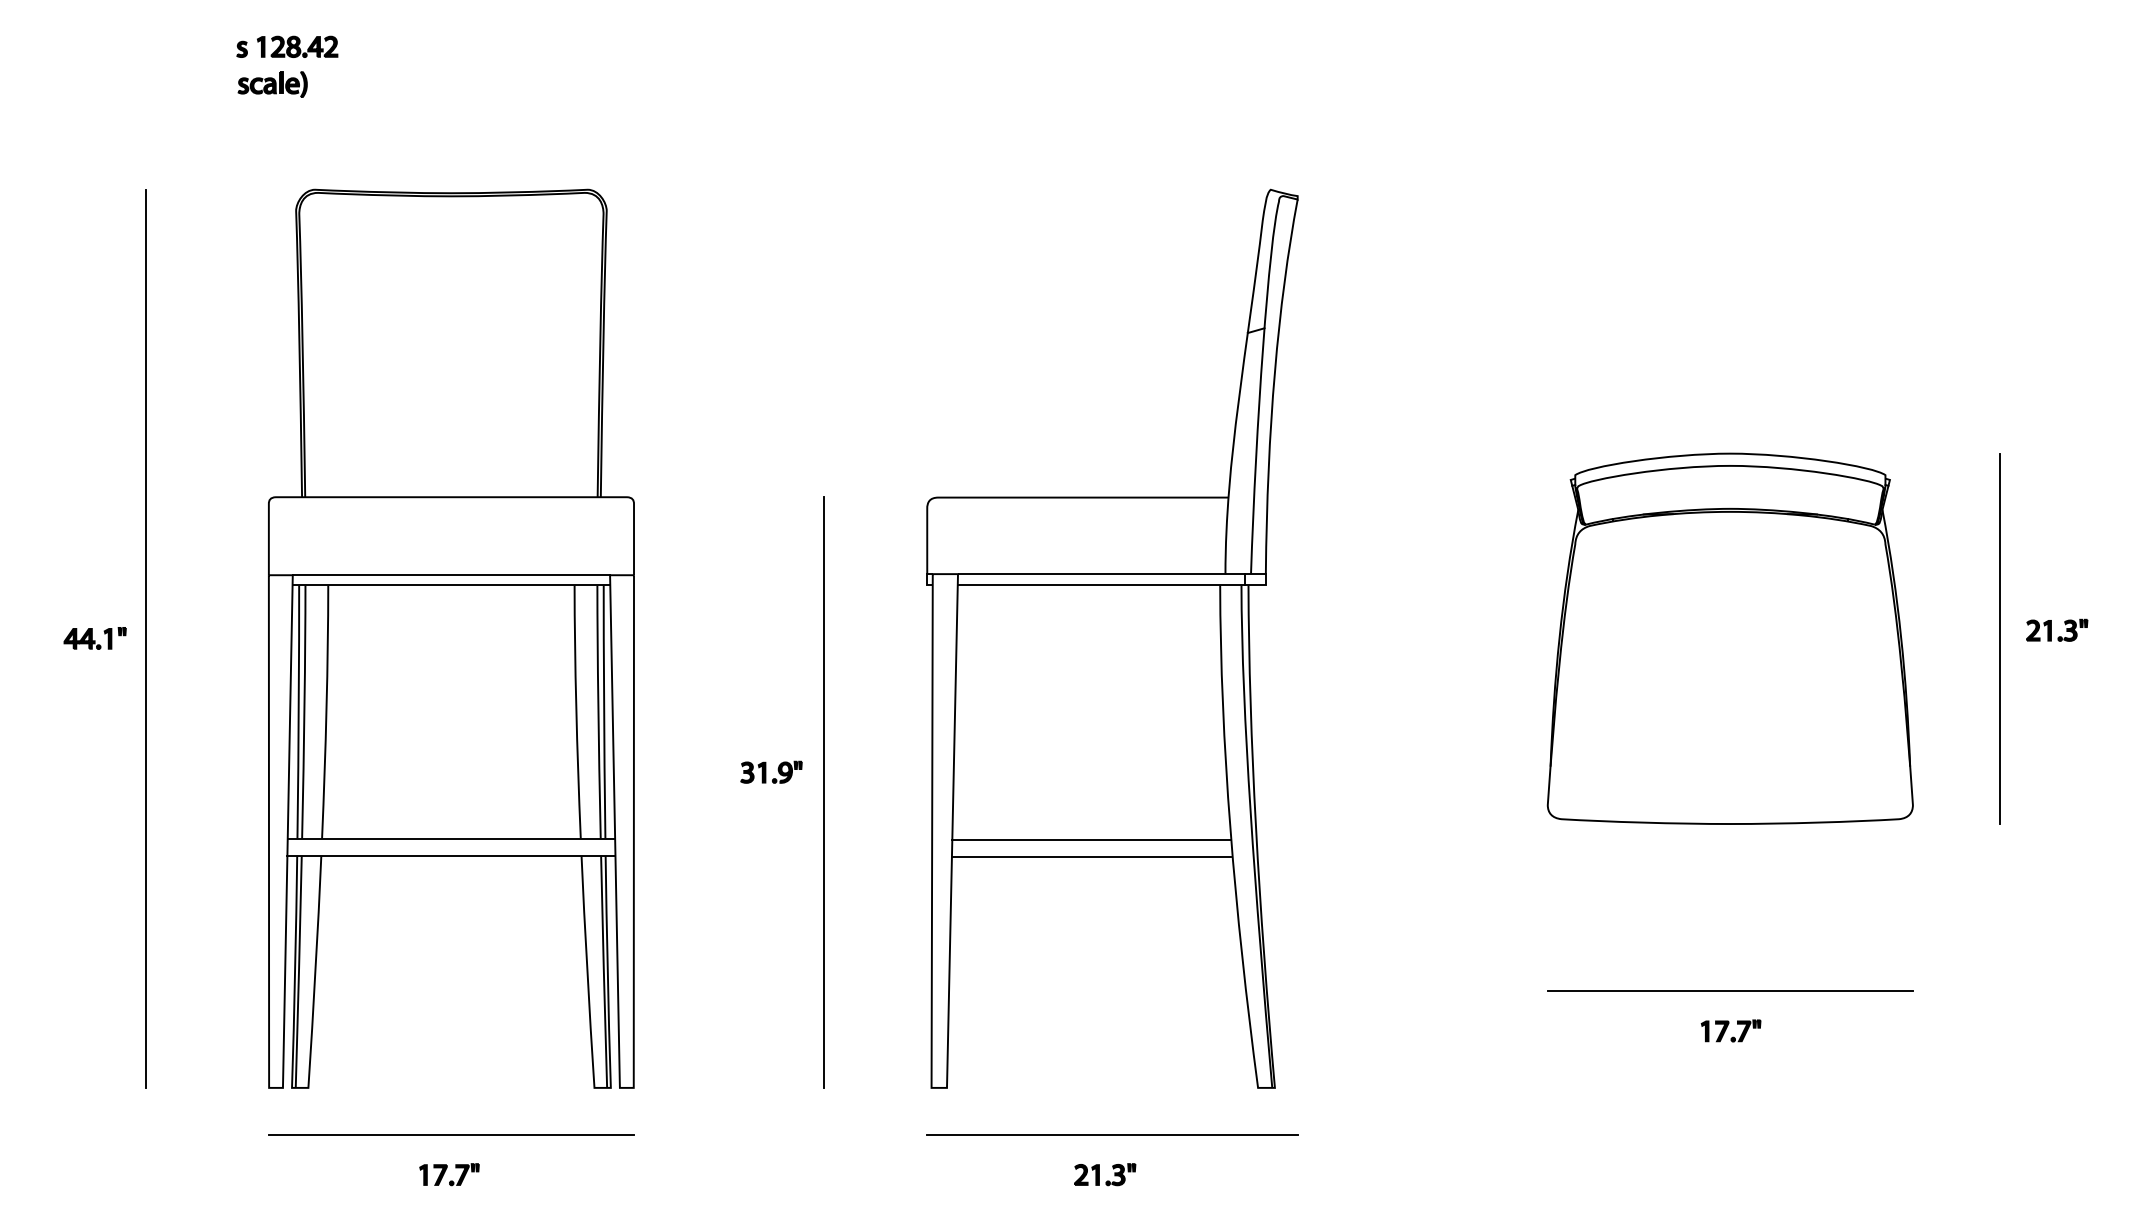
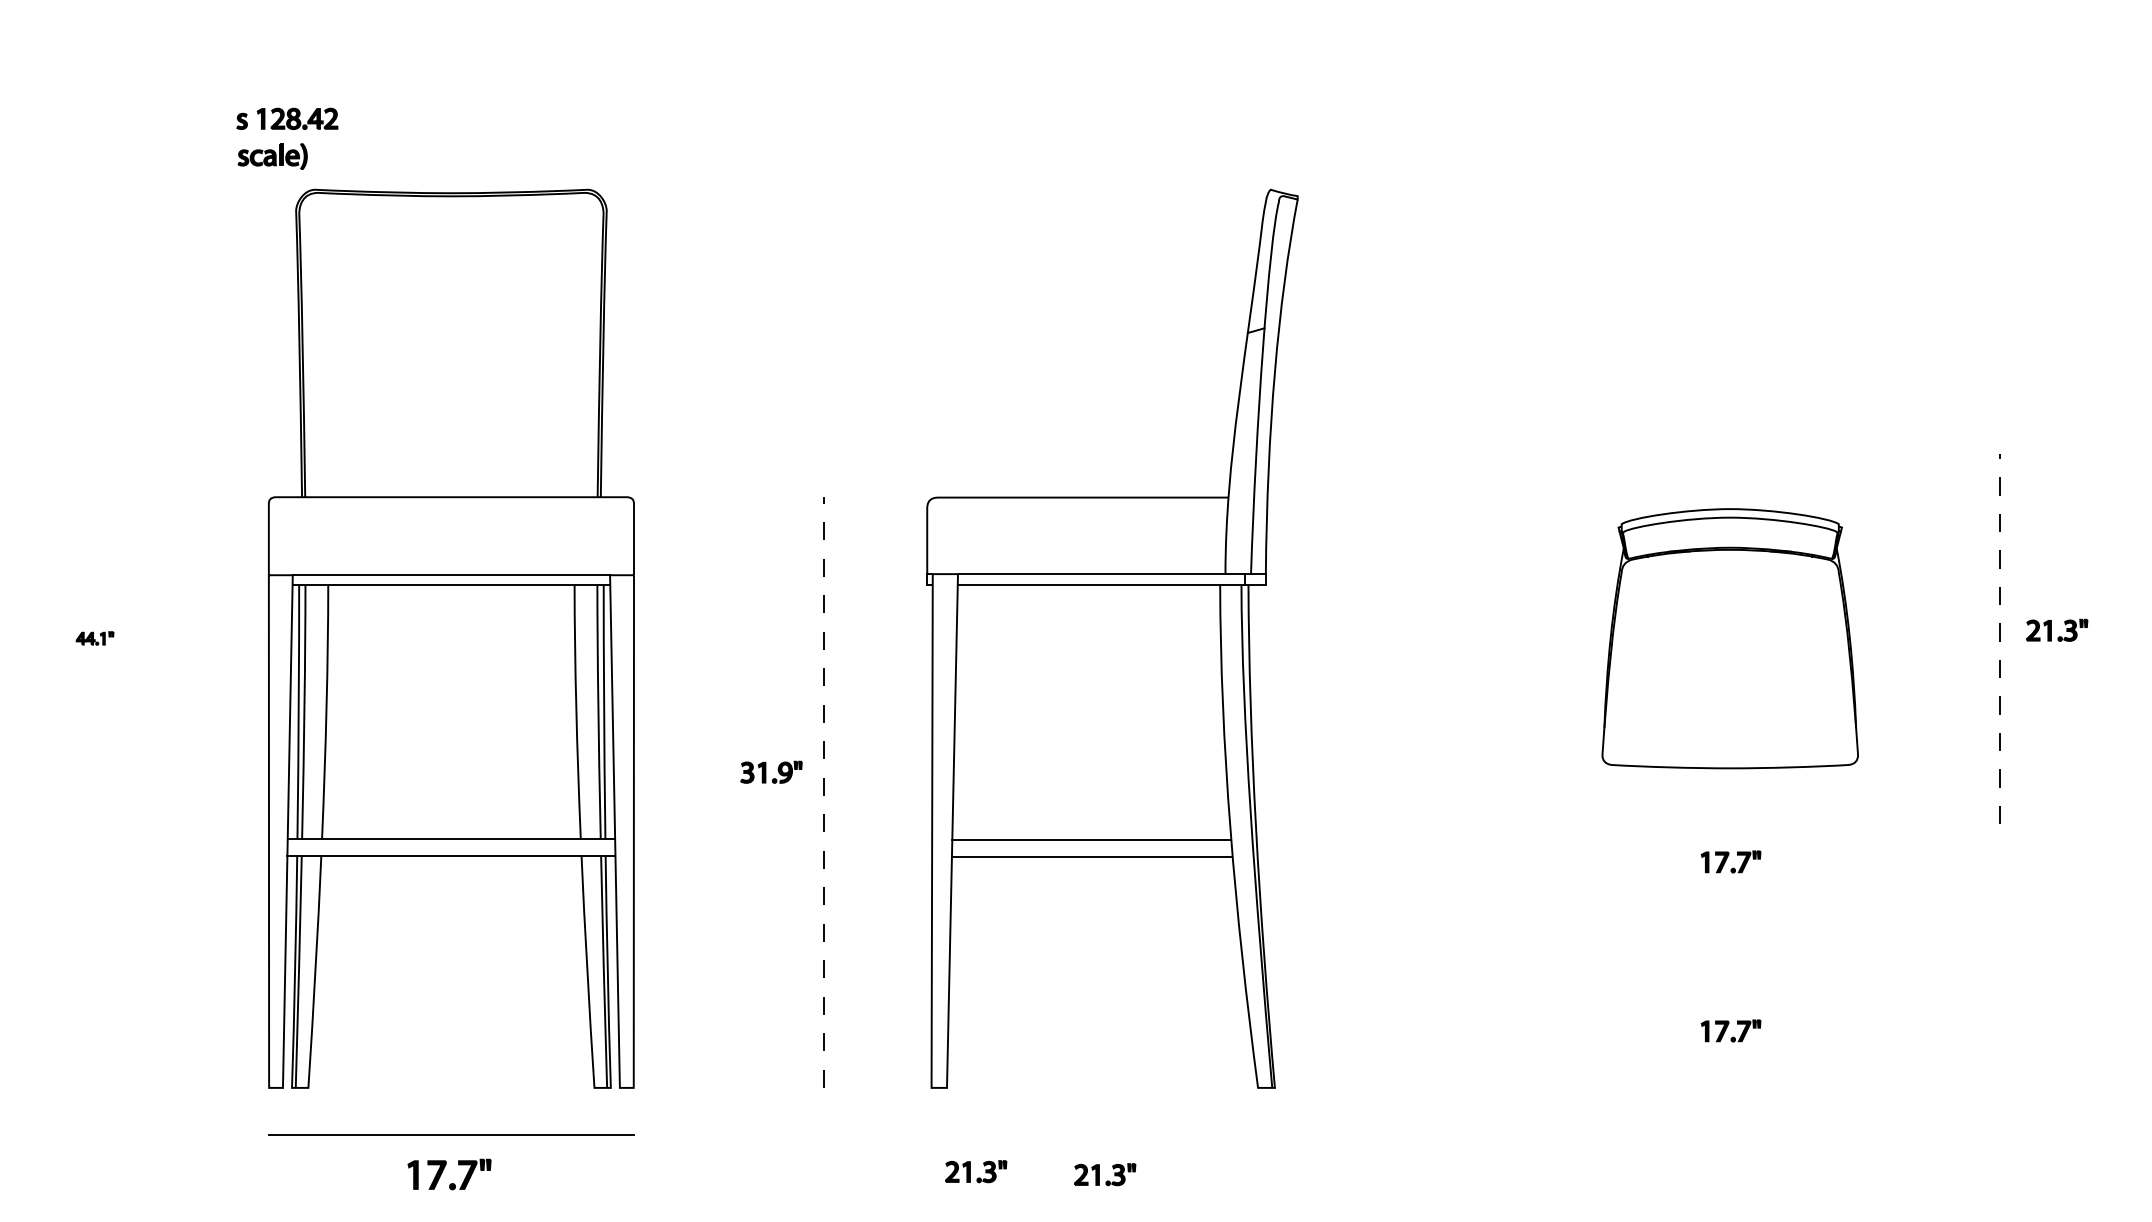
part position: (283, 71) -> (283, 143) (283, 143)
part size: 64x23 px -> 40x15 px (94, 638)
line: present -> none (146, 638)
part size: 368x373 px -> 258x262 px (1729, 638)
line: solid -> dashed (1999, 638)
line: solid -> dashed (824, 792)
part: none -> present (1730, 861)
line: present -> none (1729, 990)
line: present -> none (1112, 1134)
part: none -> present (976, 1171)
part size: 61x24 px -> 85x33 px (449, 1174)
